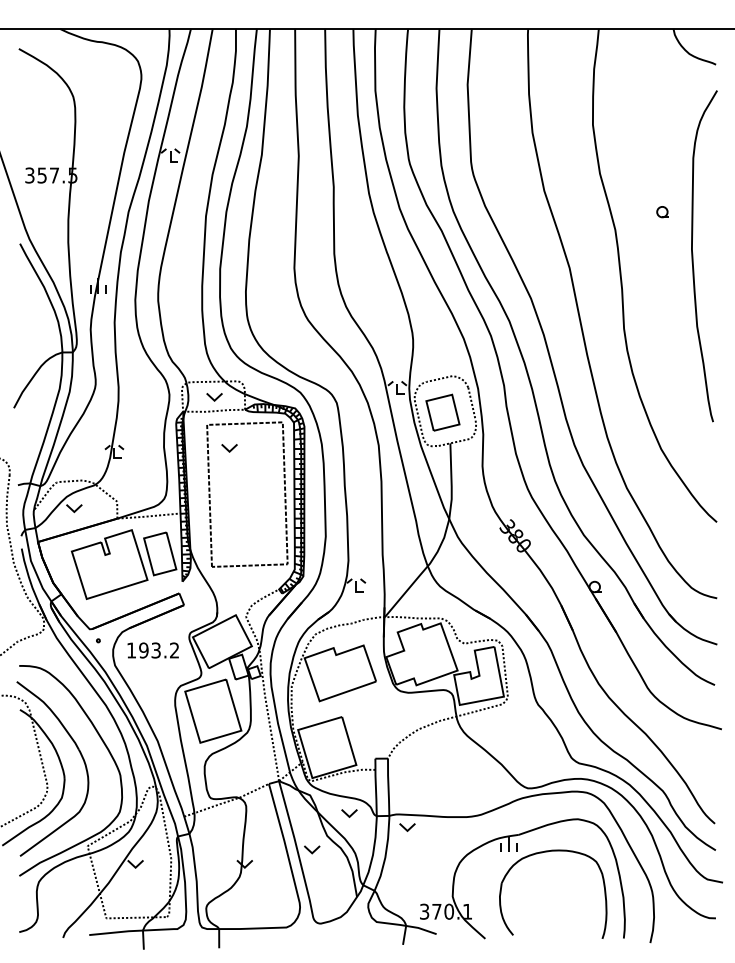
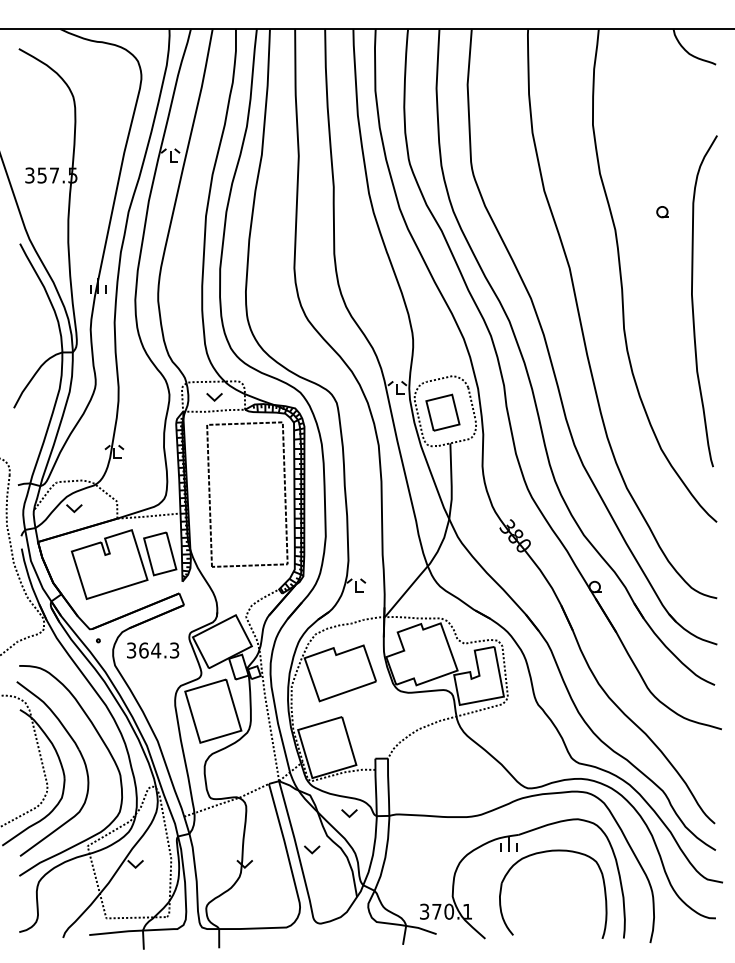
curve position: (693, 256) -> (693, 301) (693, 301)
part: present -> none (229, 448)
text: 193.2 -> 364.3 (153, 650)
part: present -> none (407, 827)
